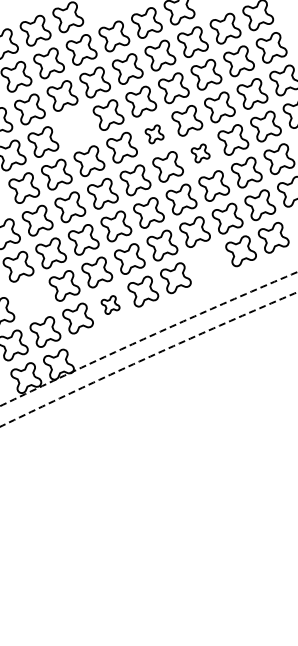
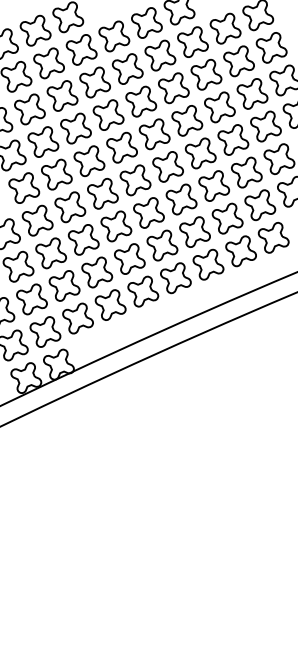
part: none -> present (75, 128)
part size: 21x21 px -> 33x33 px (154, 134)
part size: 21x21 px -> 33x33 px (200, 153)
part: none -> present (208, 264)
part: none -> present (31, 299)
part size: 21x20 px -> 33x32 px (110, 304)
line: dashed -> solid (148, 336)
line: dashed -> solid (149, 357)
